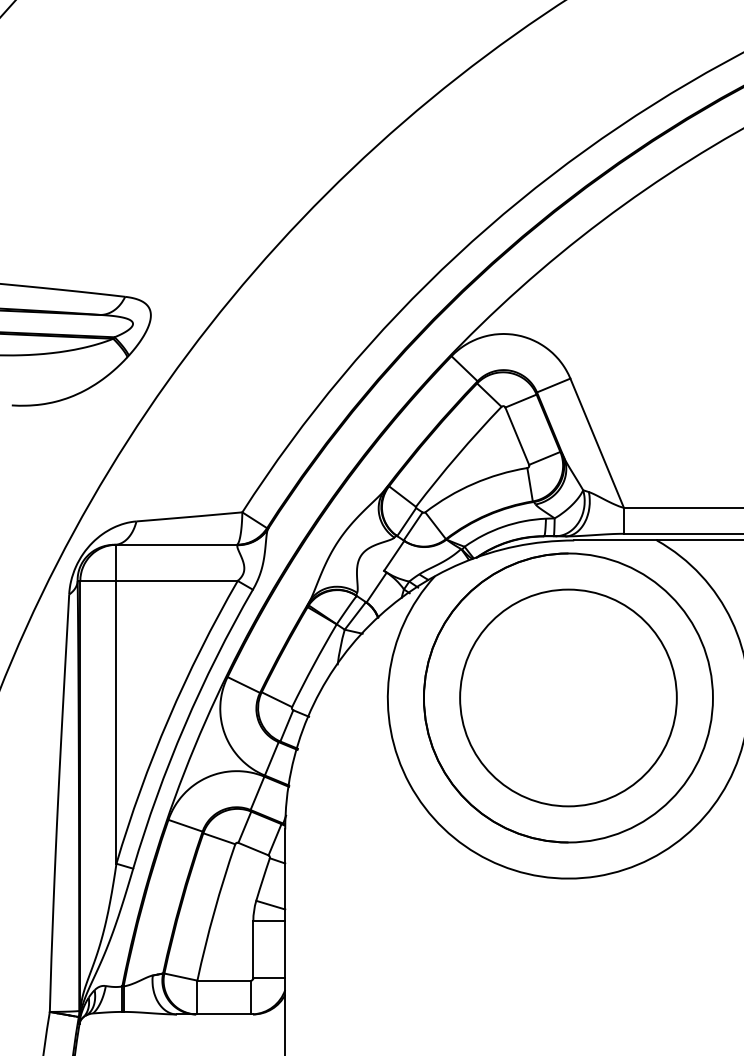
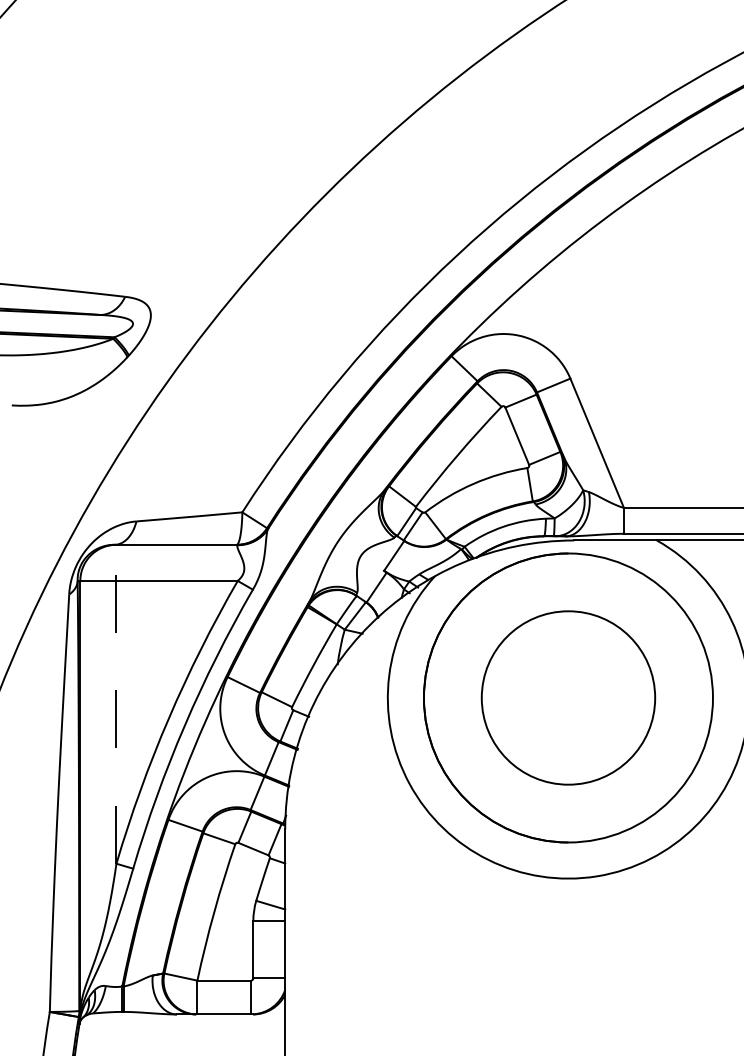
circle diameter: 217 px -> 173 px (568, 697)
line: solid -> dashed (116, 703)
